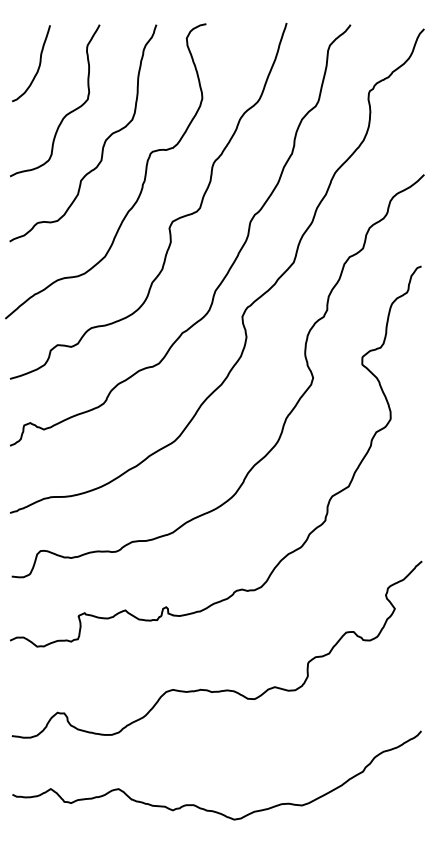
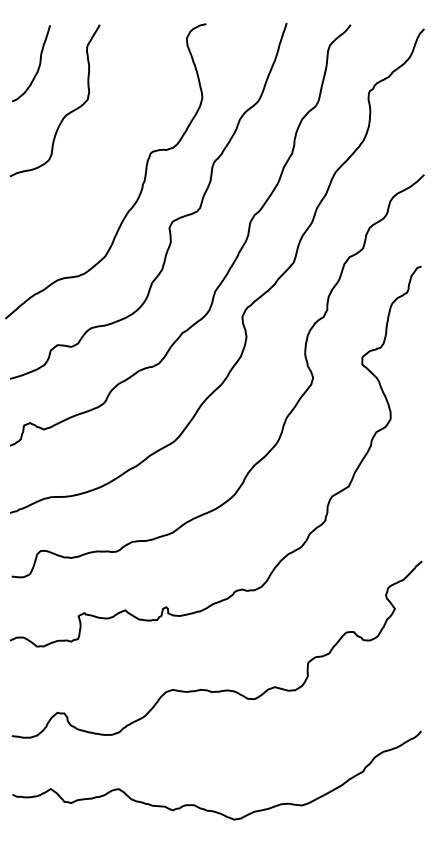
curve: present -> none (104, 140)
